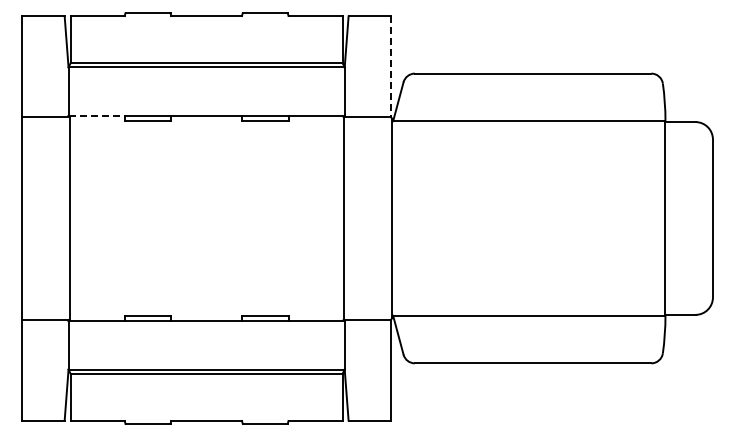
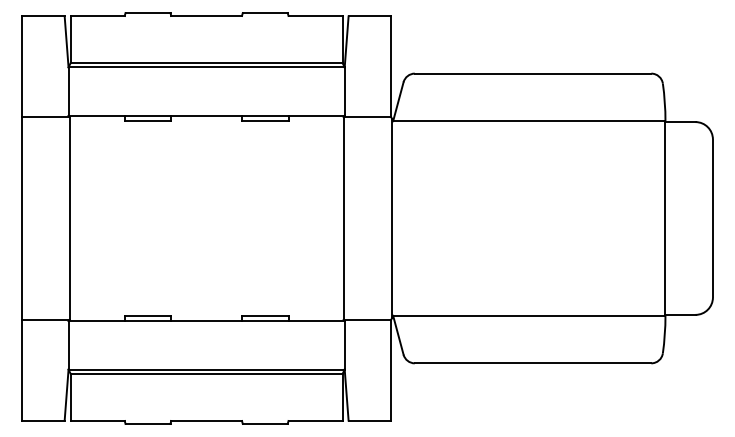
line: dashed -> solid (391, 67)
line: dashed -> solid (97, 115)
